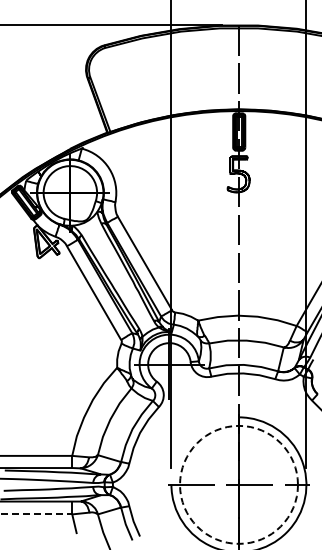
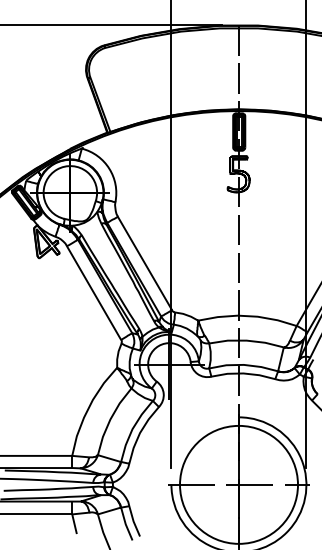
circle: dashed -> solid (238, 484)
line: dashed -> solid (36, 514)
